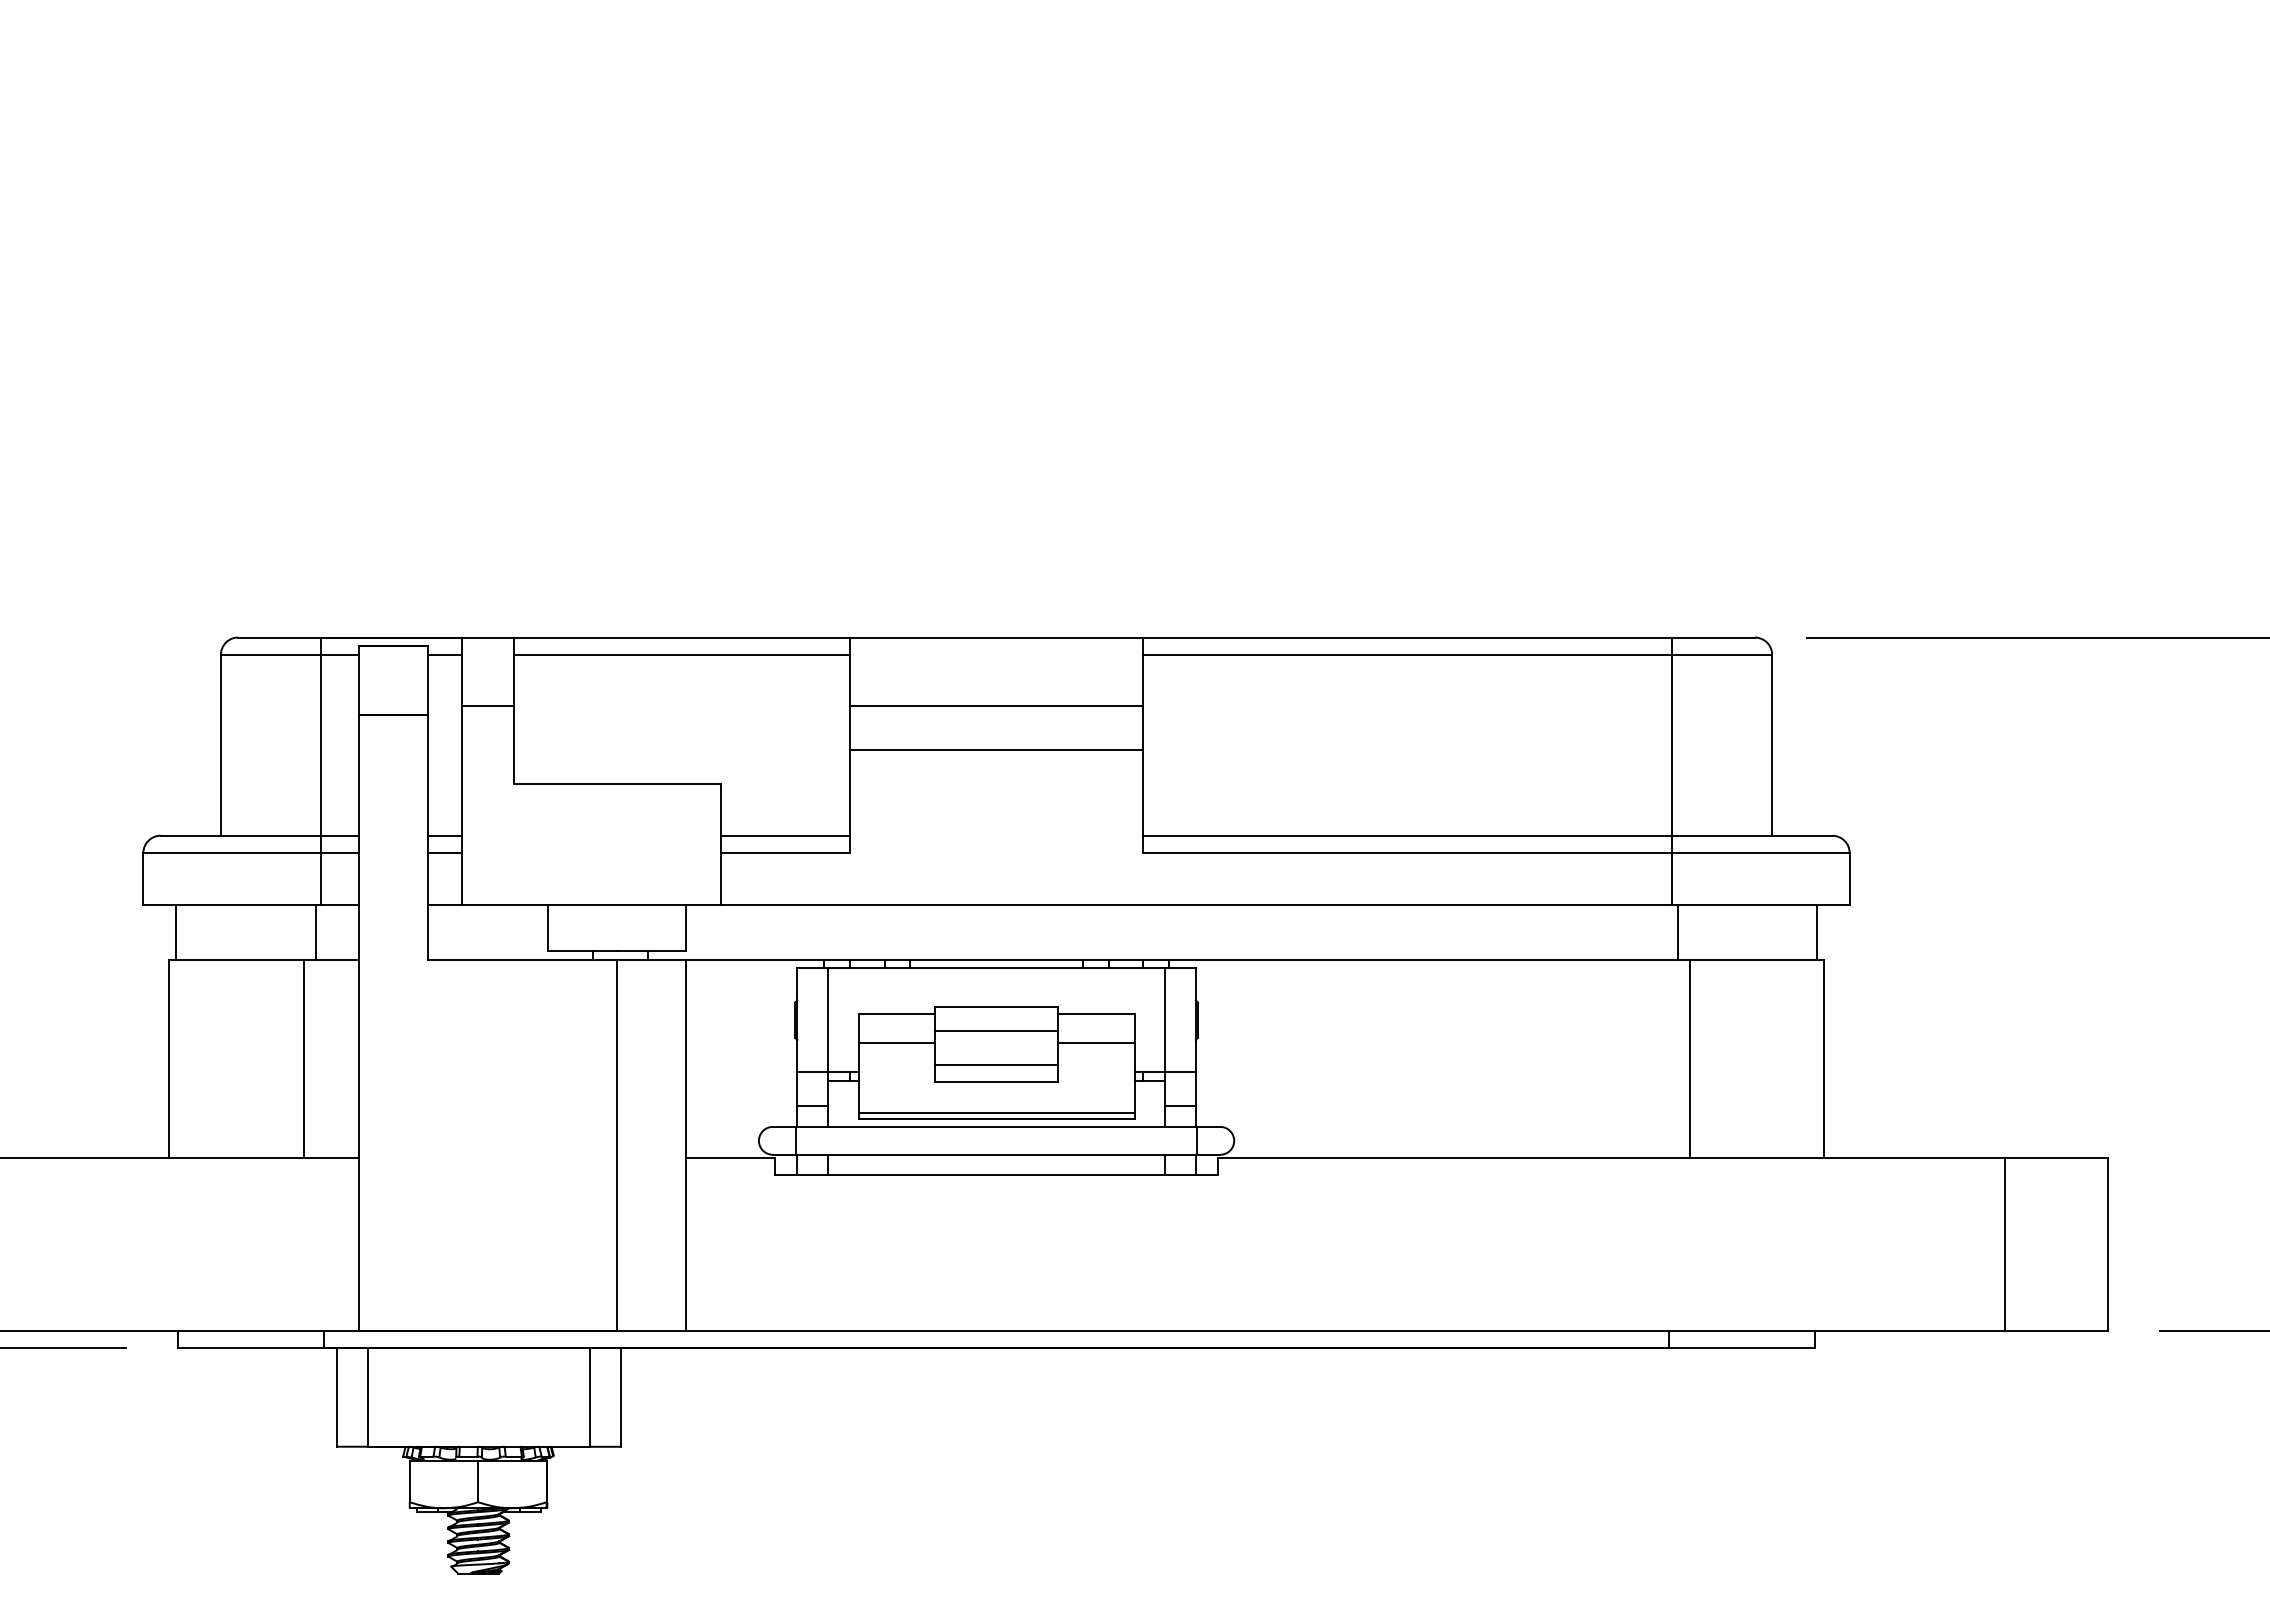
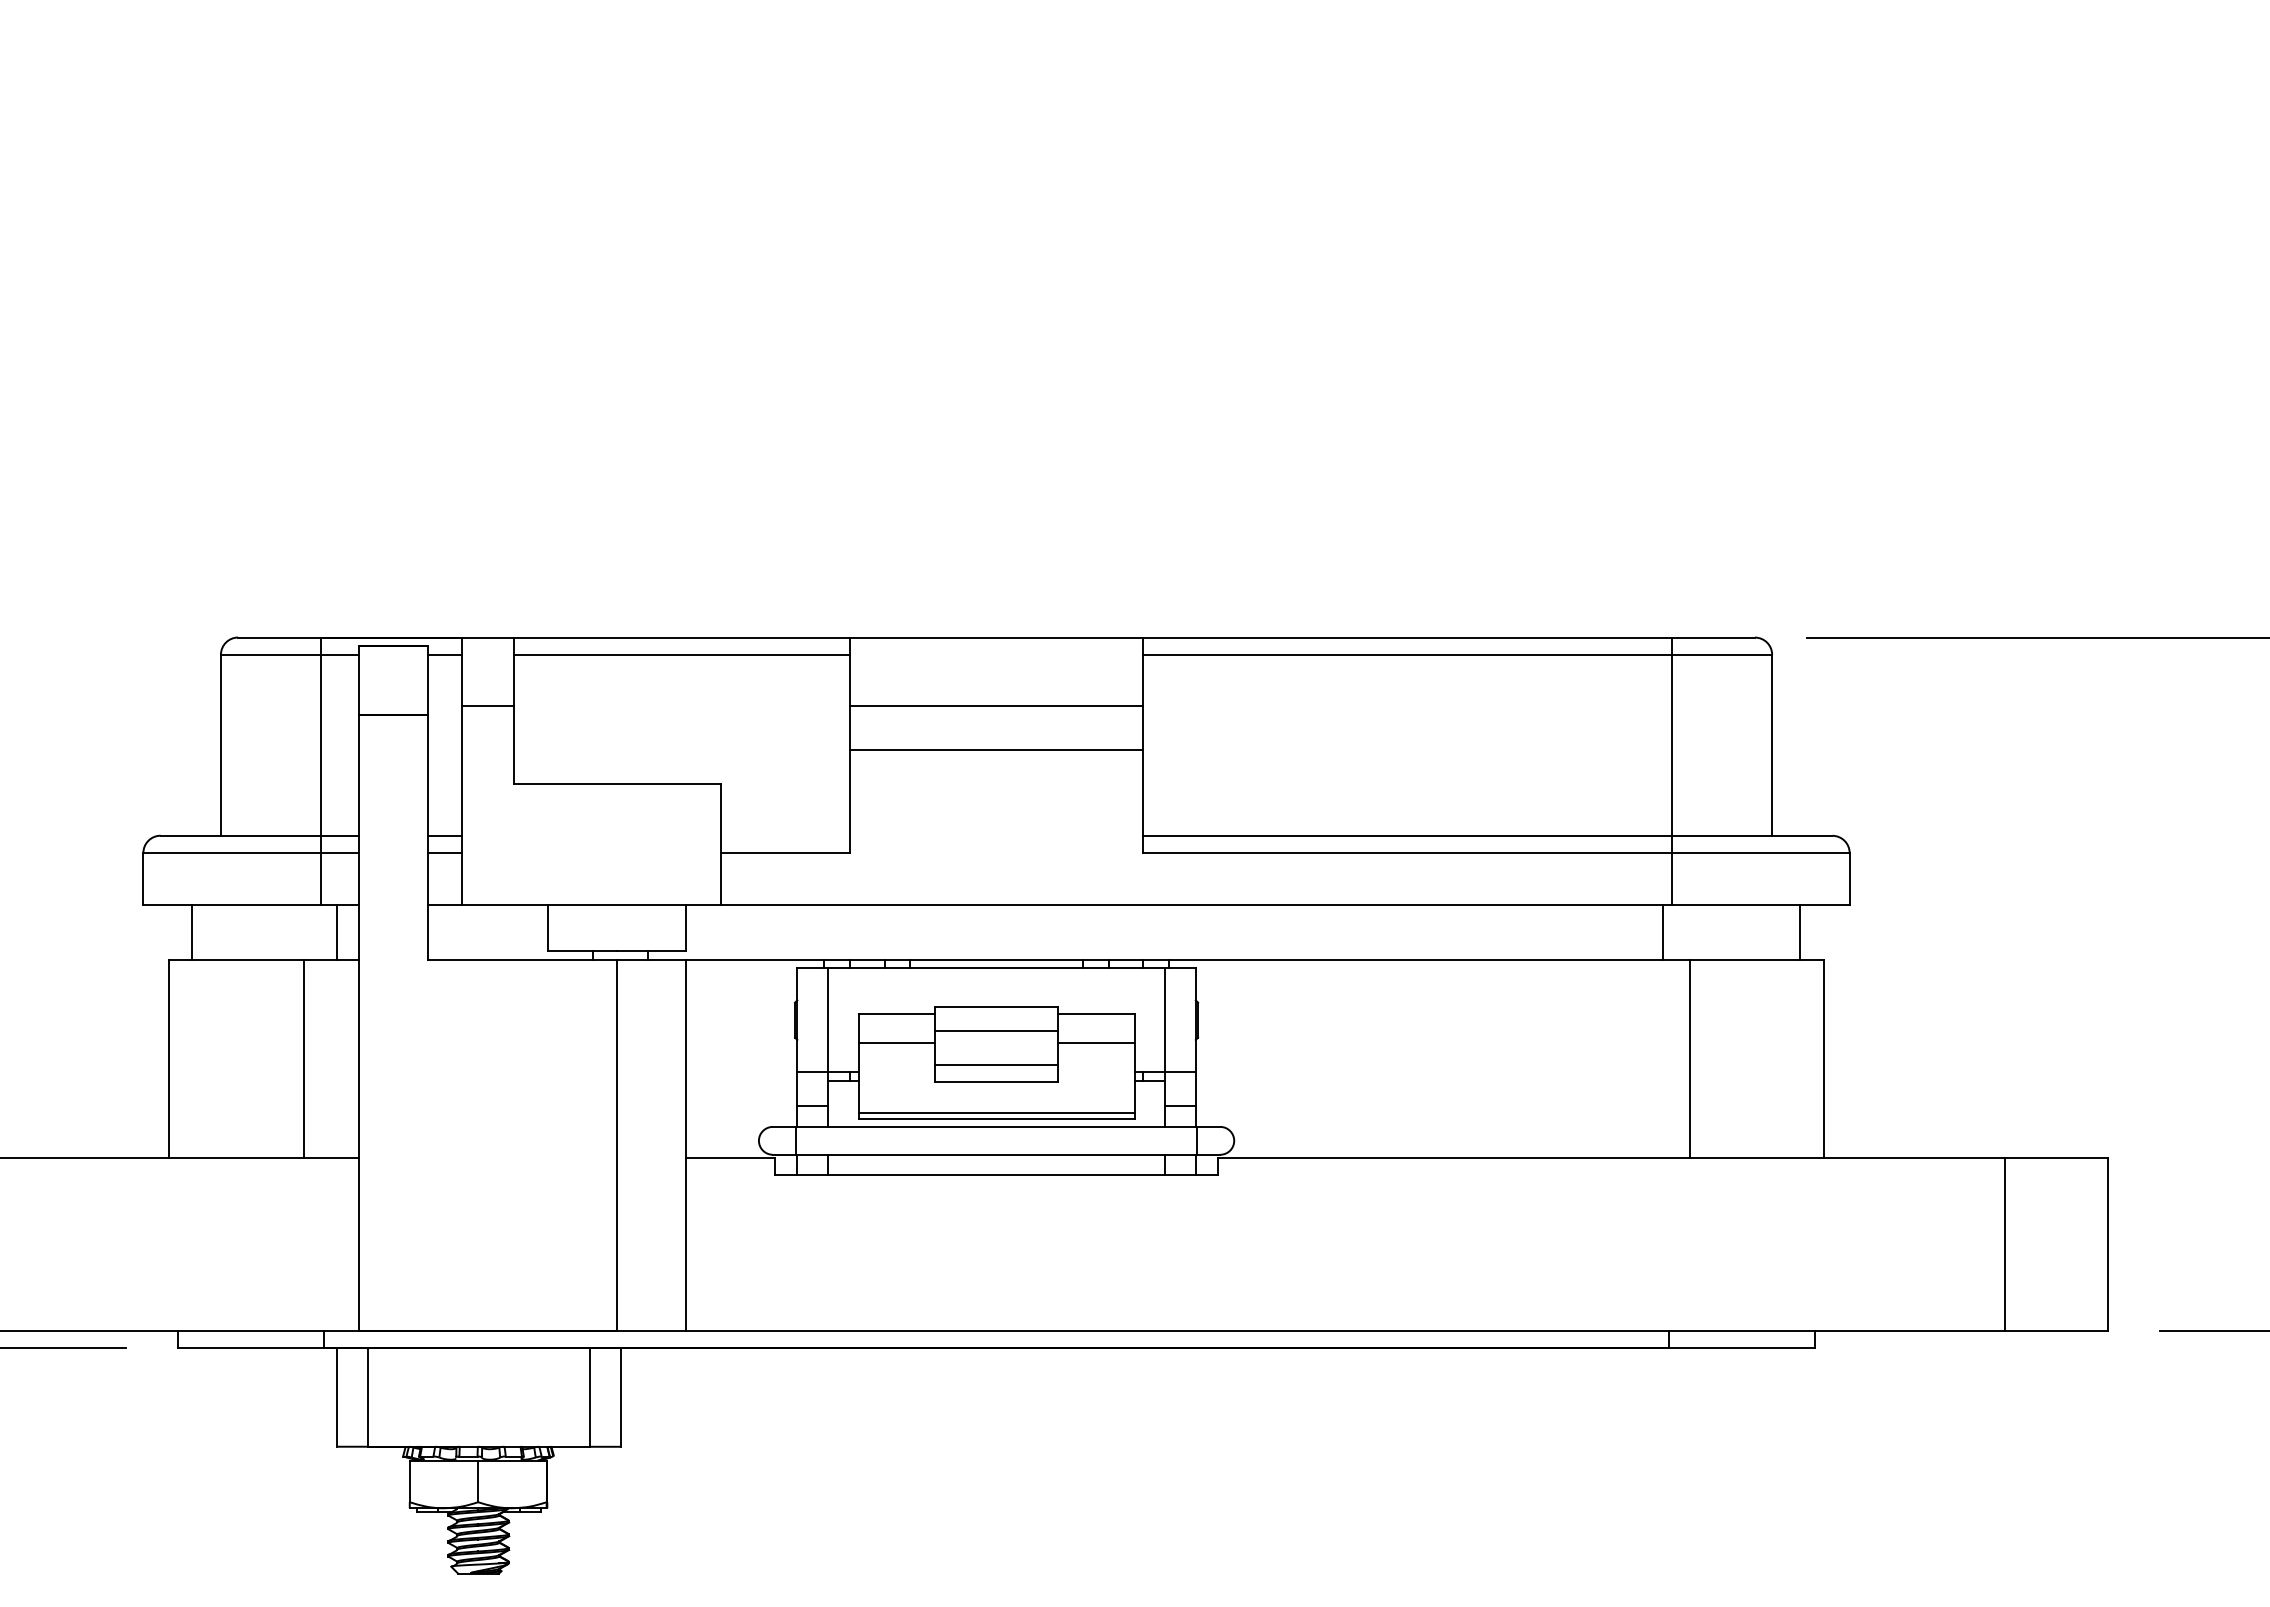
line: present -> none (785, 835)
line position: (175, 931) -> (191, 931) (191, 931)
line position: (315, 931) -> (336, 931) (336, 931)
line position: (1677, 931) -> (1662, 931) (1662, 931)
line position: (1817, 931) -> (1800, 931) (1800, 931)
